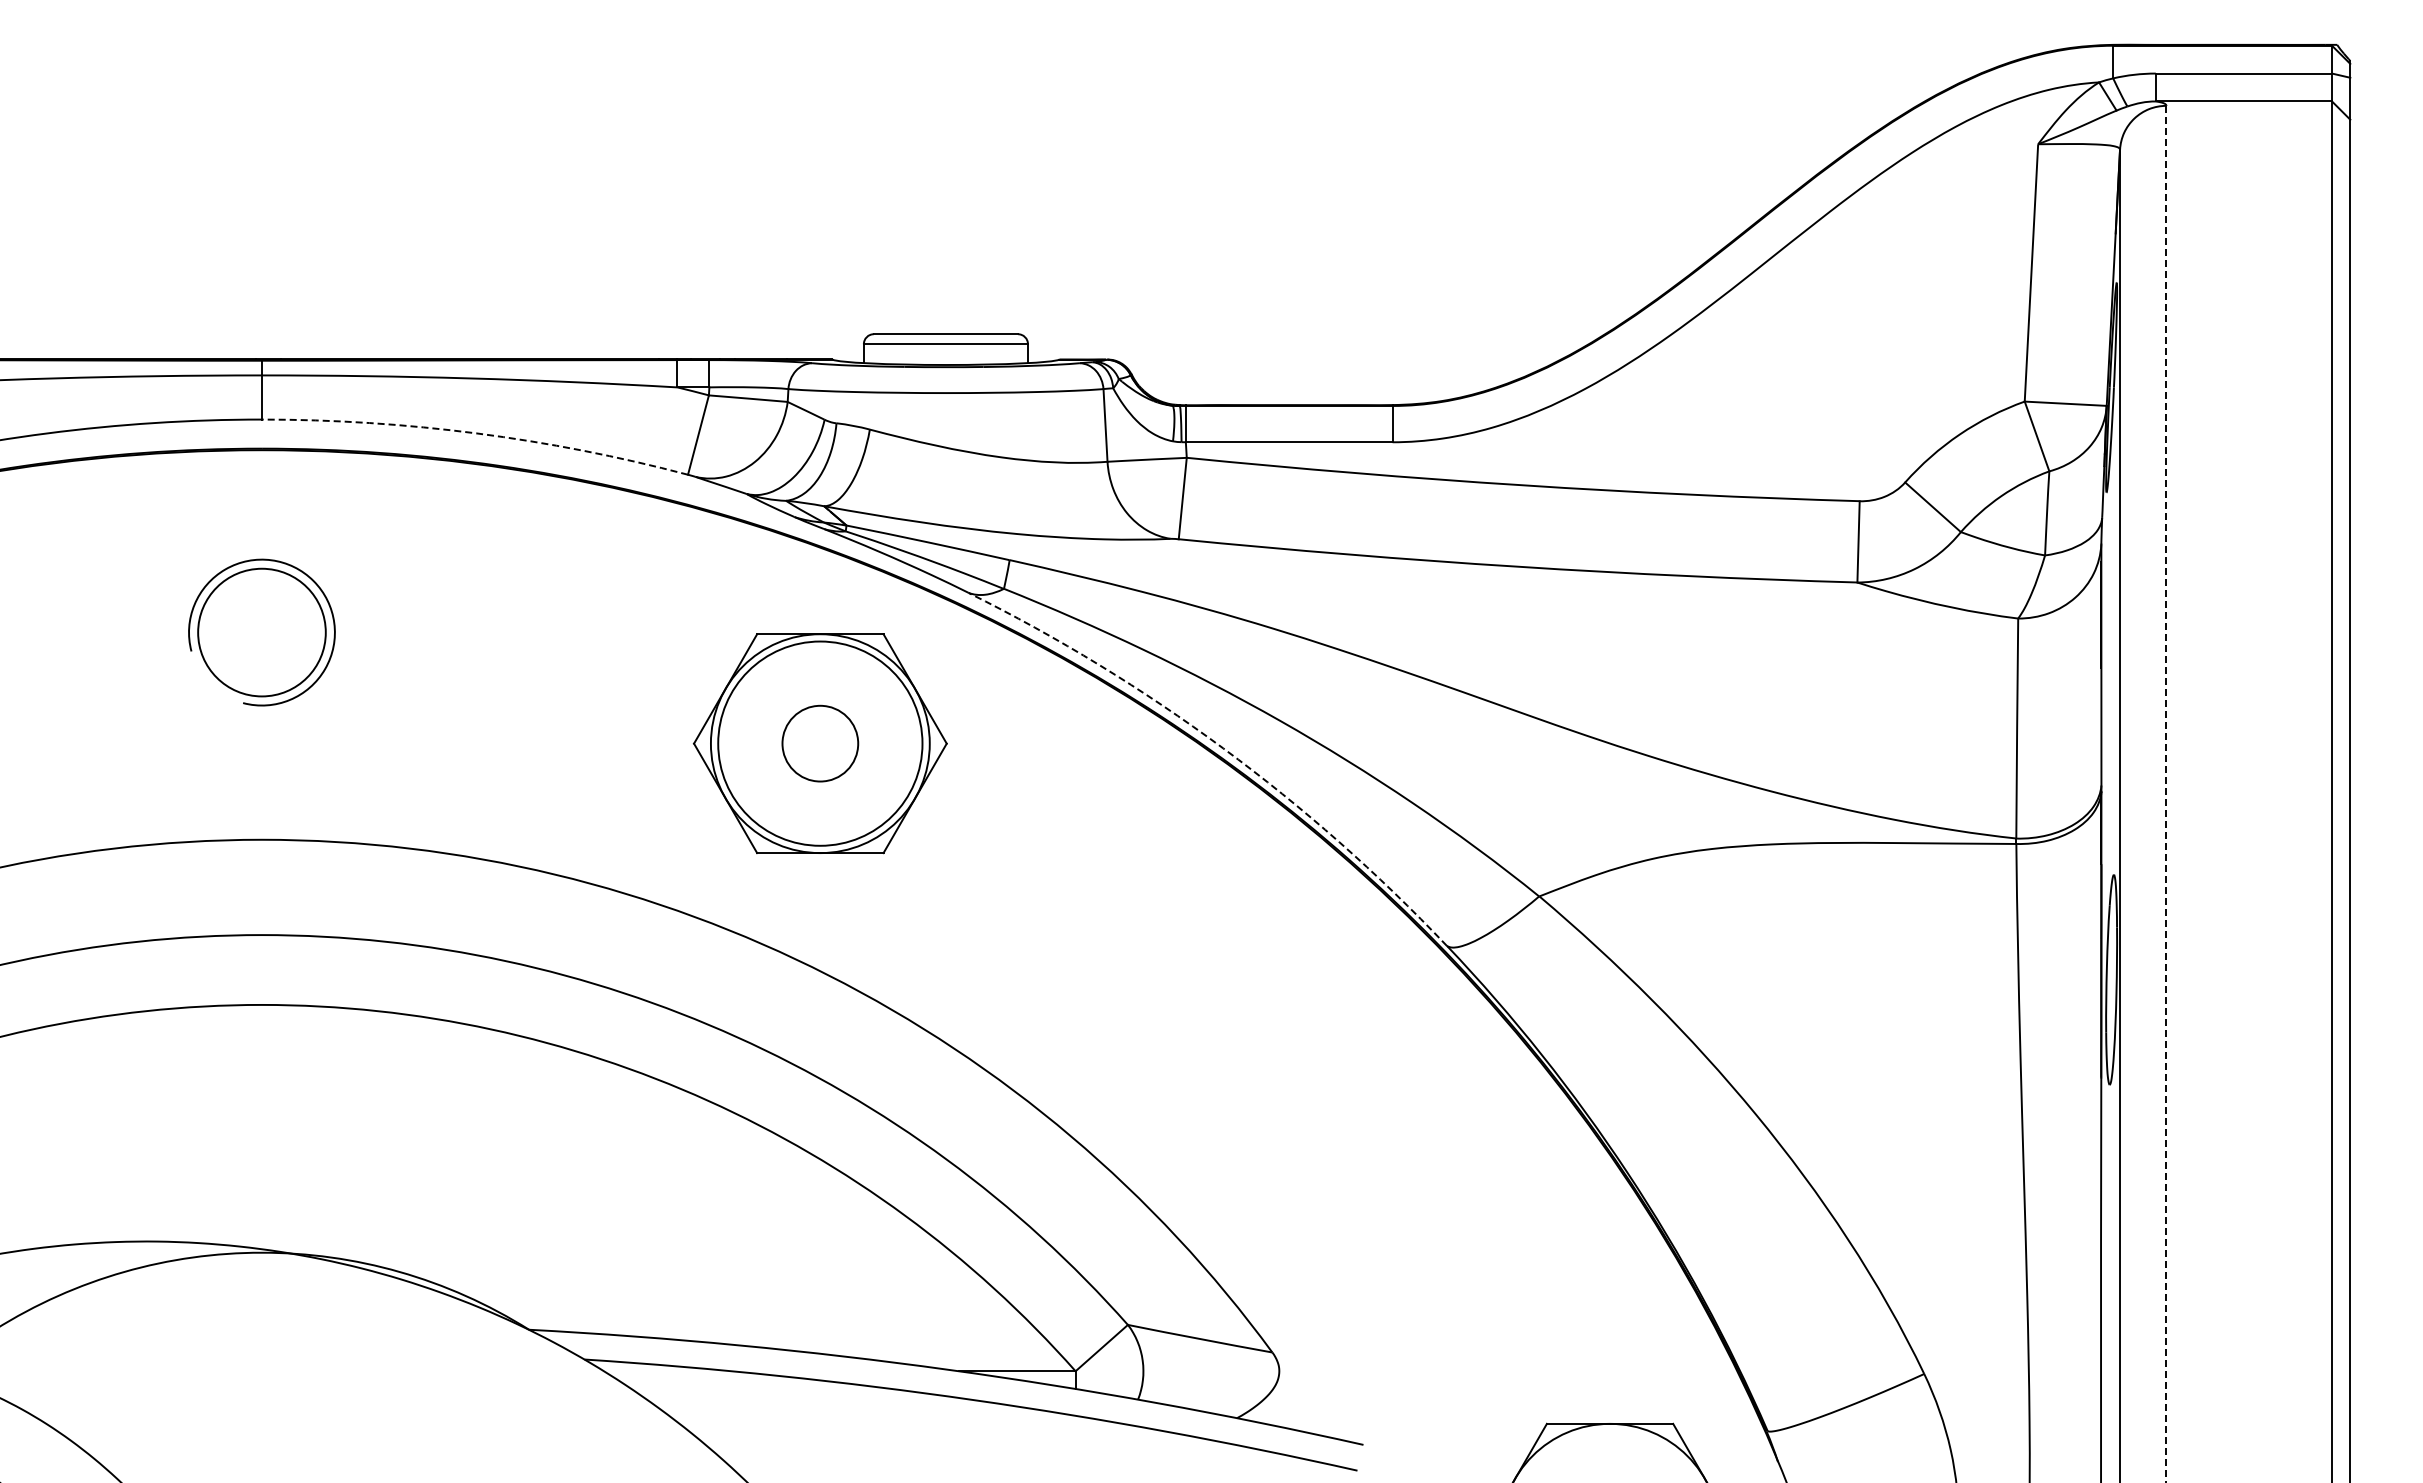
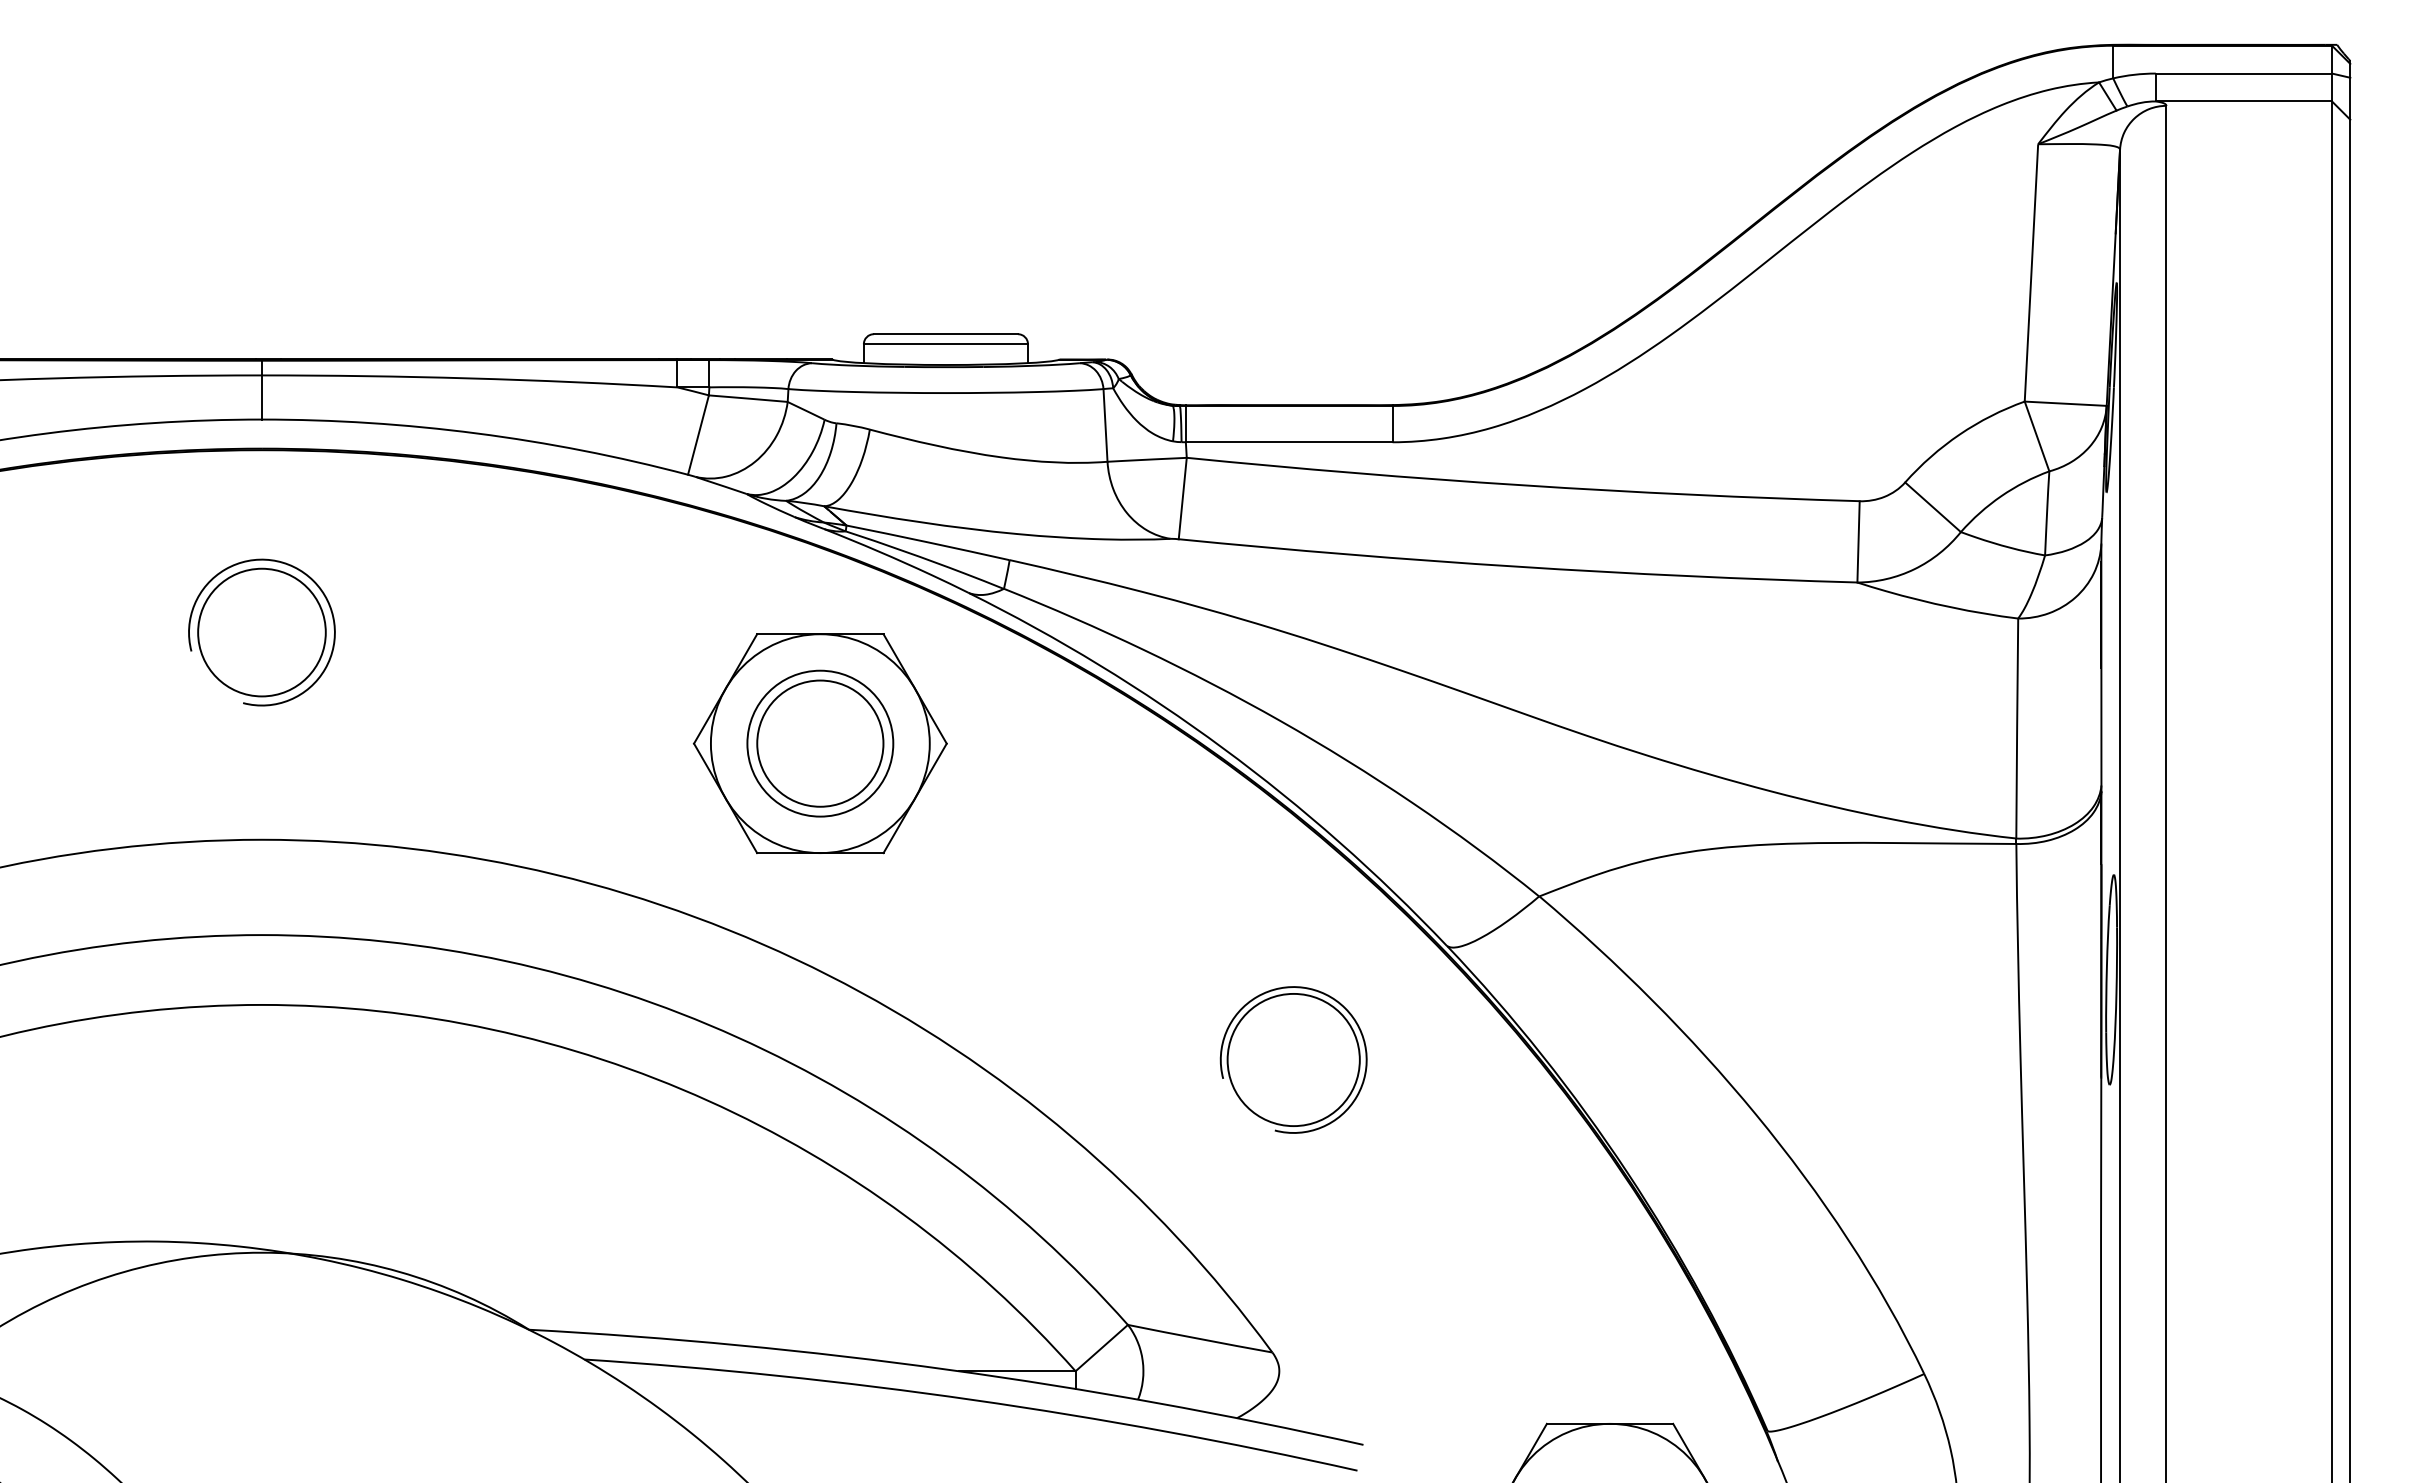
arc: dashed -> solid (476, 433)
circle diameter: 204 px -> 146 px (820, 743)
circle diameter: 76 px -> 126 px (820, 743)
arc: dashed -> solid (1223, 748)
line: dashed -> solid (2166, 794)
part: none -> present (1293, 1059)
